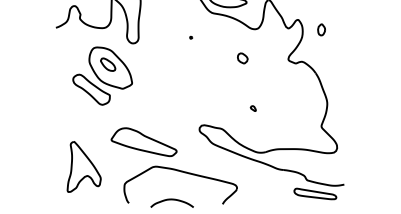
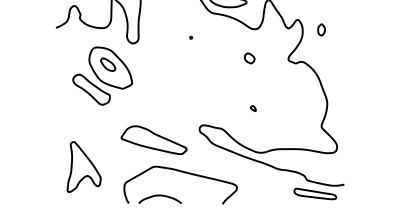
part position: (242, 58) -> (249, 58) (249, 58)
part position: (143, 142) -> (153, 140) (153, 140)
curve position: (171, 200) -> (159, 196) (159, 196)
